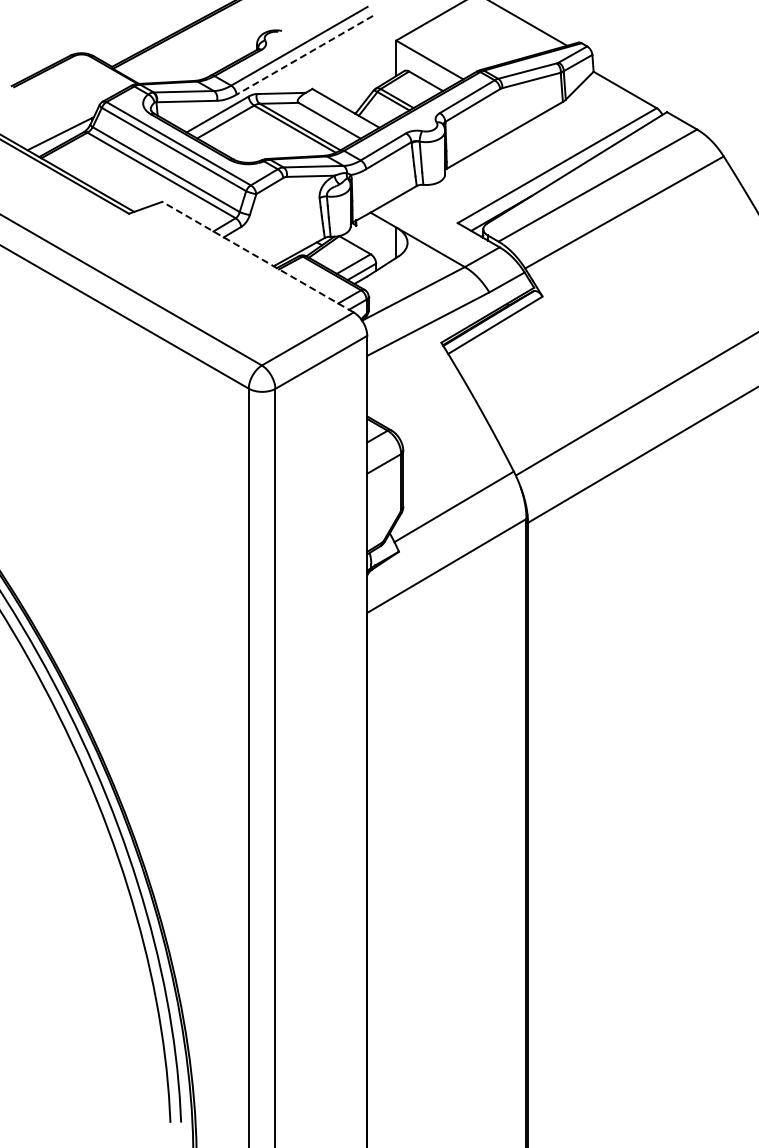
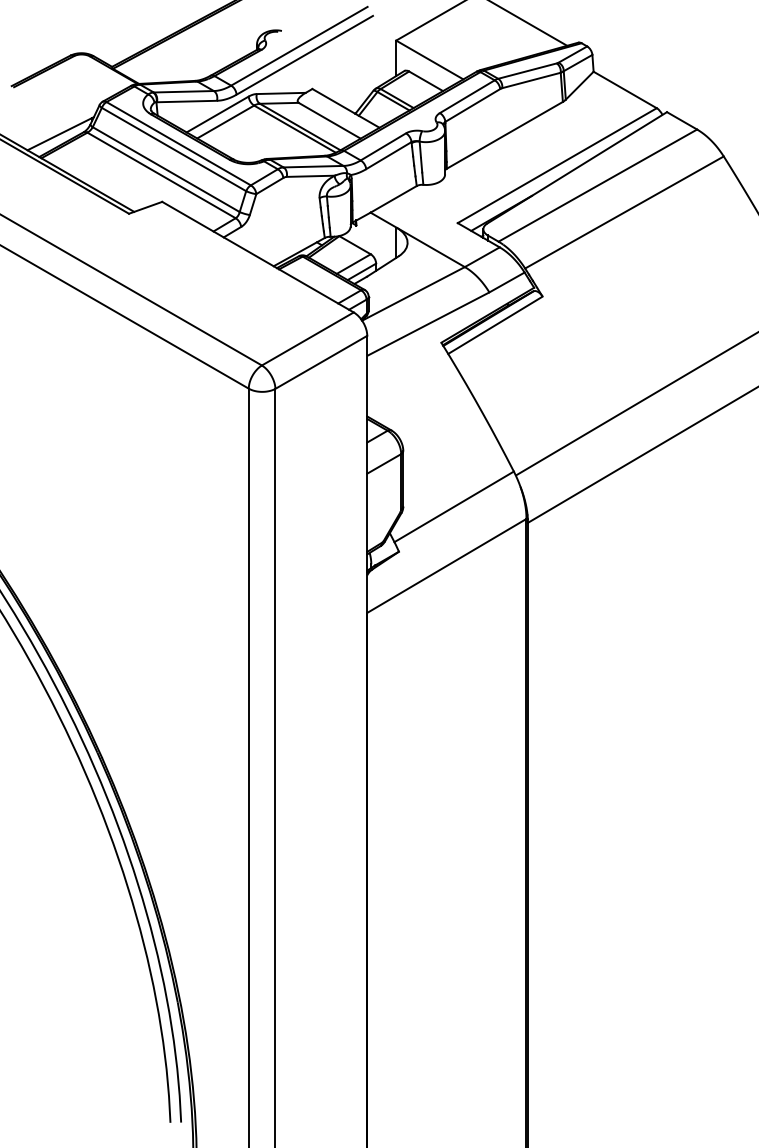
line: dashed -> solid (304, 55)
line: dashed -> solid (258, 257)
